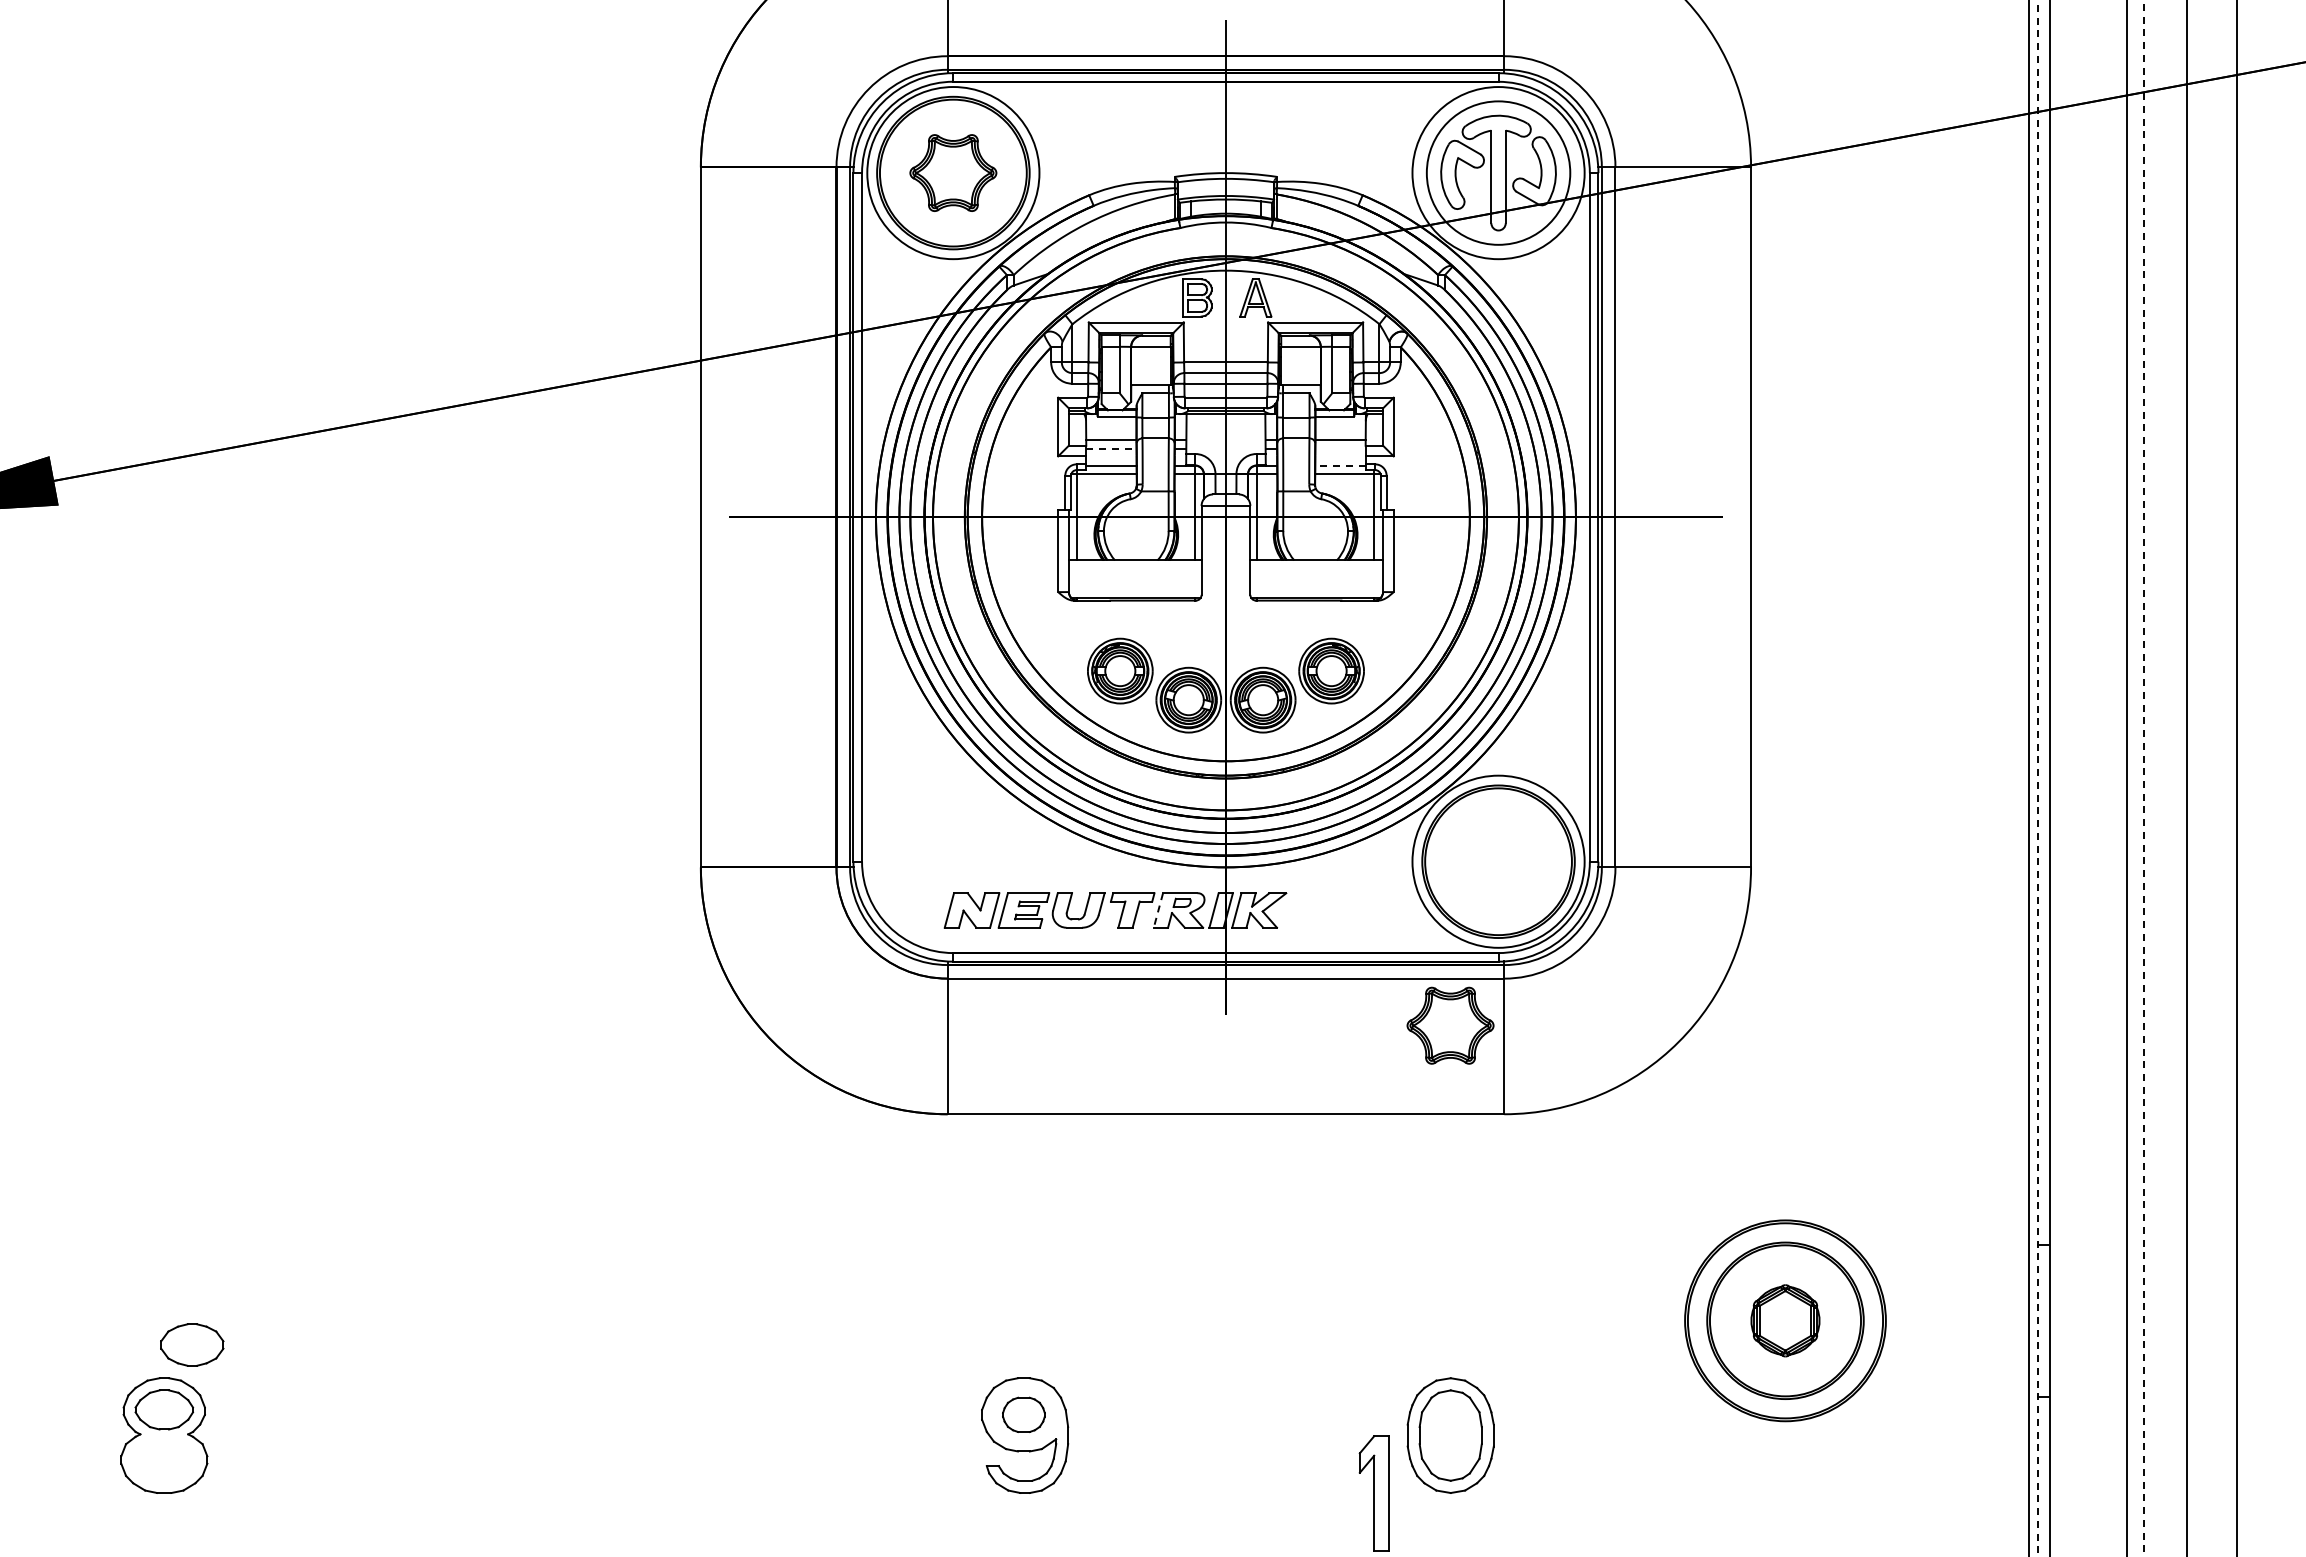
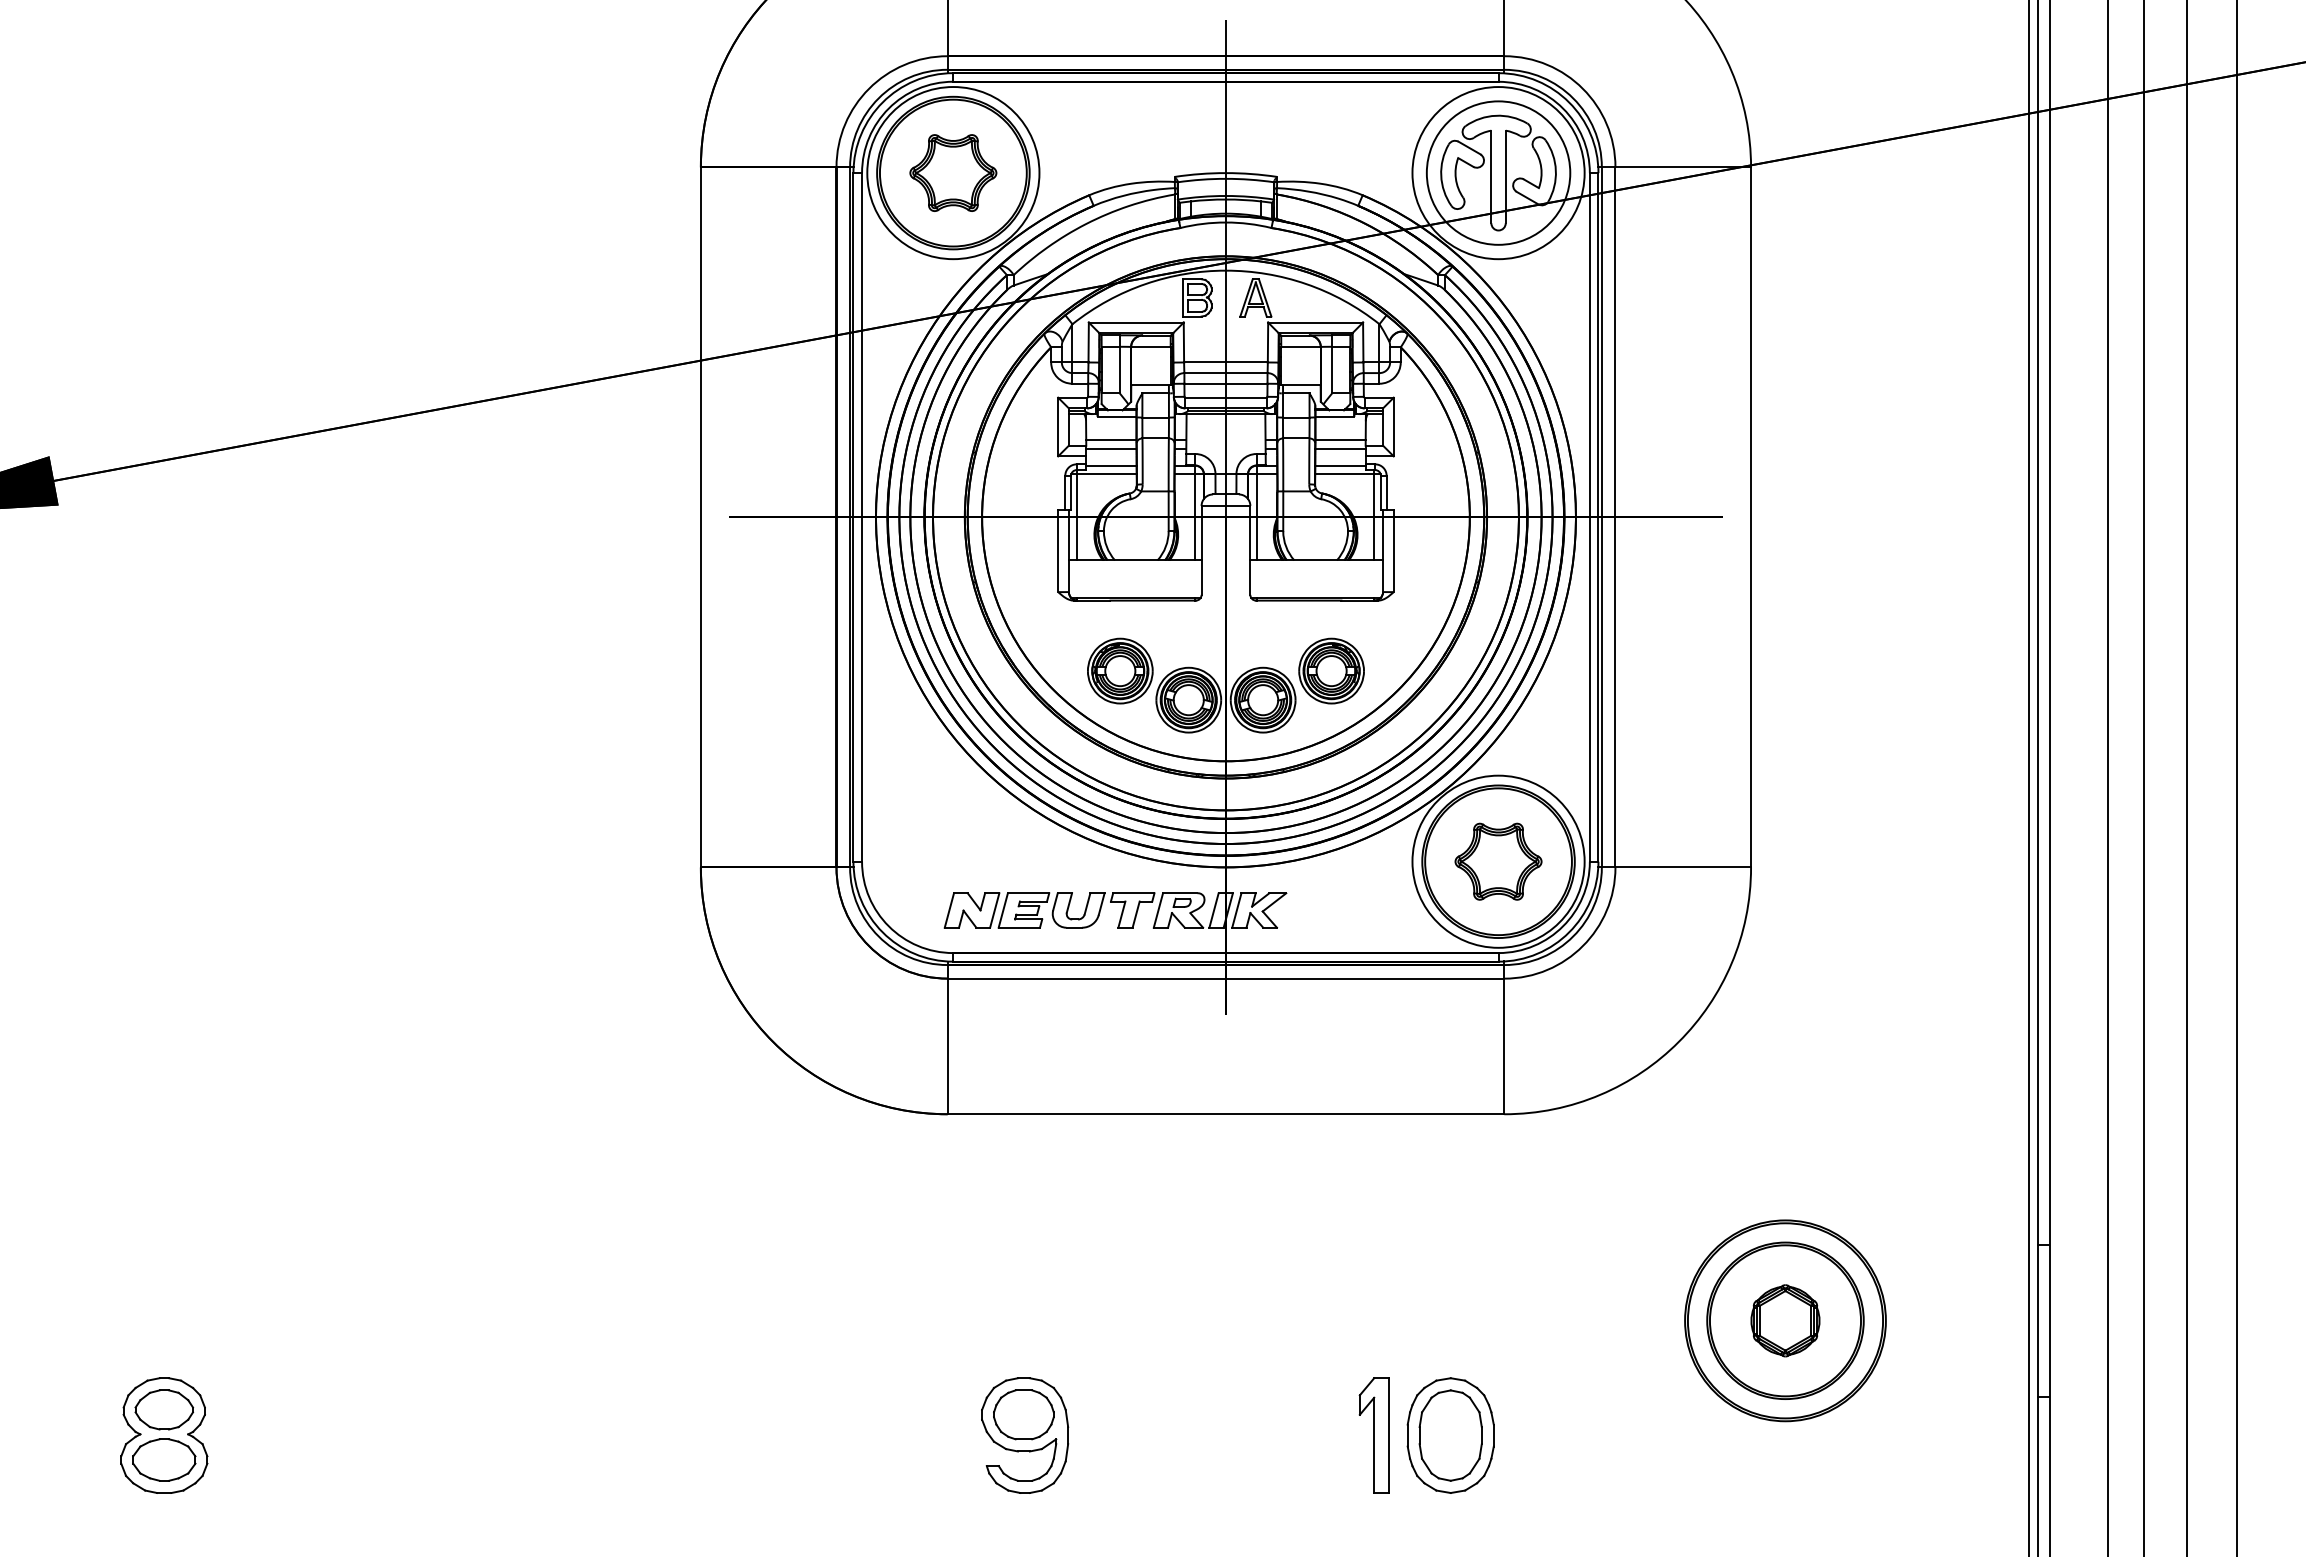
line: dashed -> solid (1111, 448)
line: none -> present (1340, 448)
line: dashed -> solid (1339, 465)
line position: (2126, 777) -> (2107, 777) (2107, 777)
line: dashed -> solid (2037, 778)
line: dashed -> solid (2143, 778)
line: dashed -> solid (1158, 910)
part position: (1450, 1025) -> (1498, 861) (1498, 861)
part position: (192, 1344) -> (164, 1459) (164, 1459)
part size: 44x37 px -> 62x52 px (1023, 1414)
part position: (1373, 1493) -> (1373, 1435) (1373, 1435)
